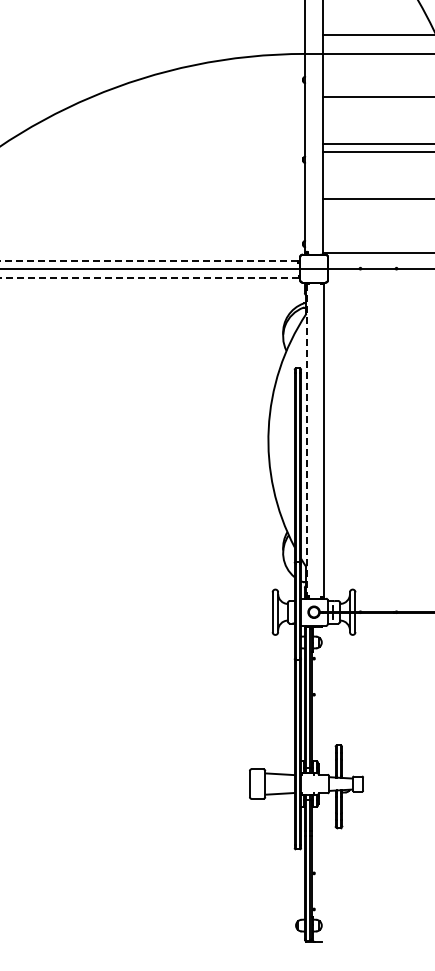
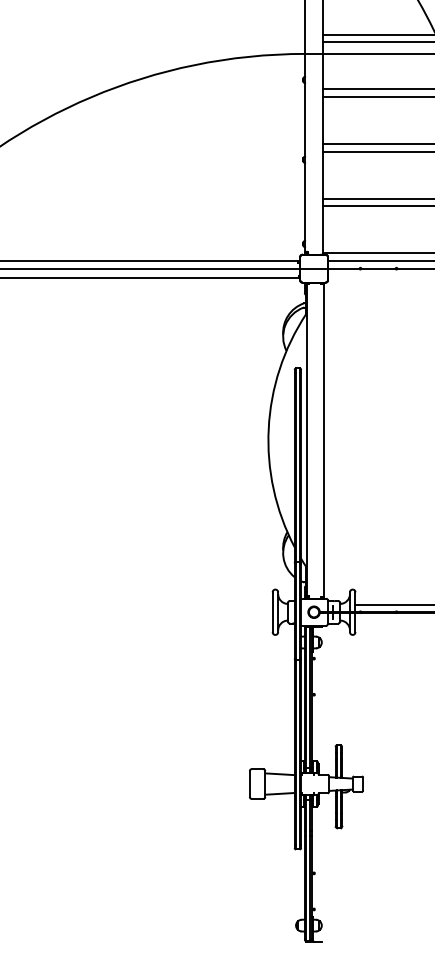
line: none -> present (376, 42)
line: none -> present (376, 89)
line: none -> present (376, 206)
line: none -> present (379, 260)
line: dashed -> solid (149, 261)
line: dashed -> solid (149, 278)
line: dashed -> solid (306, 440)
line: none -> present (393, 604)
